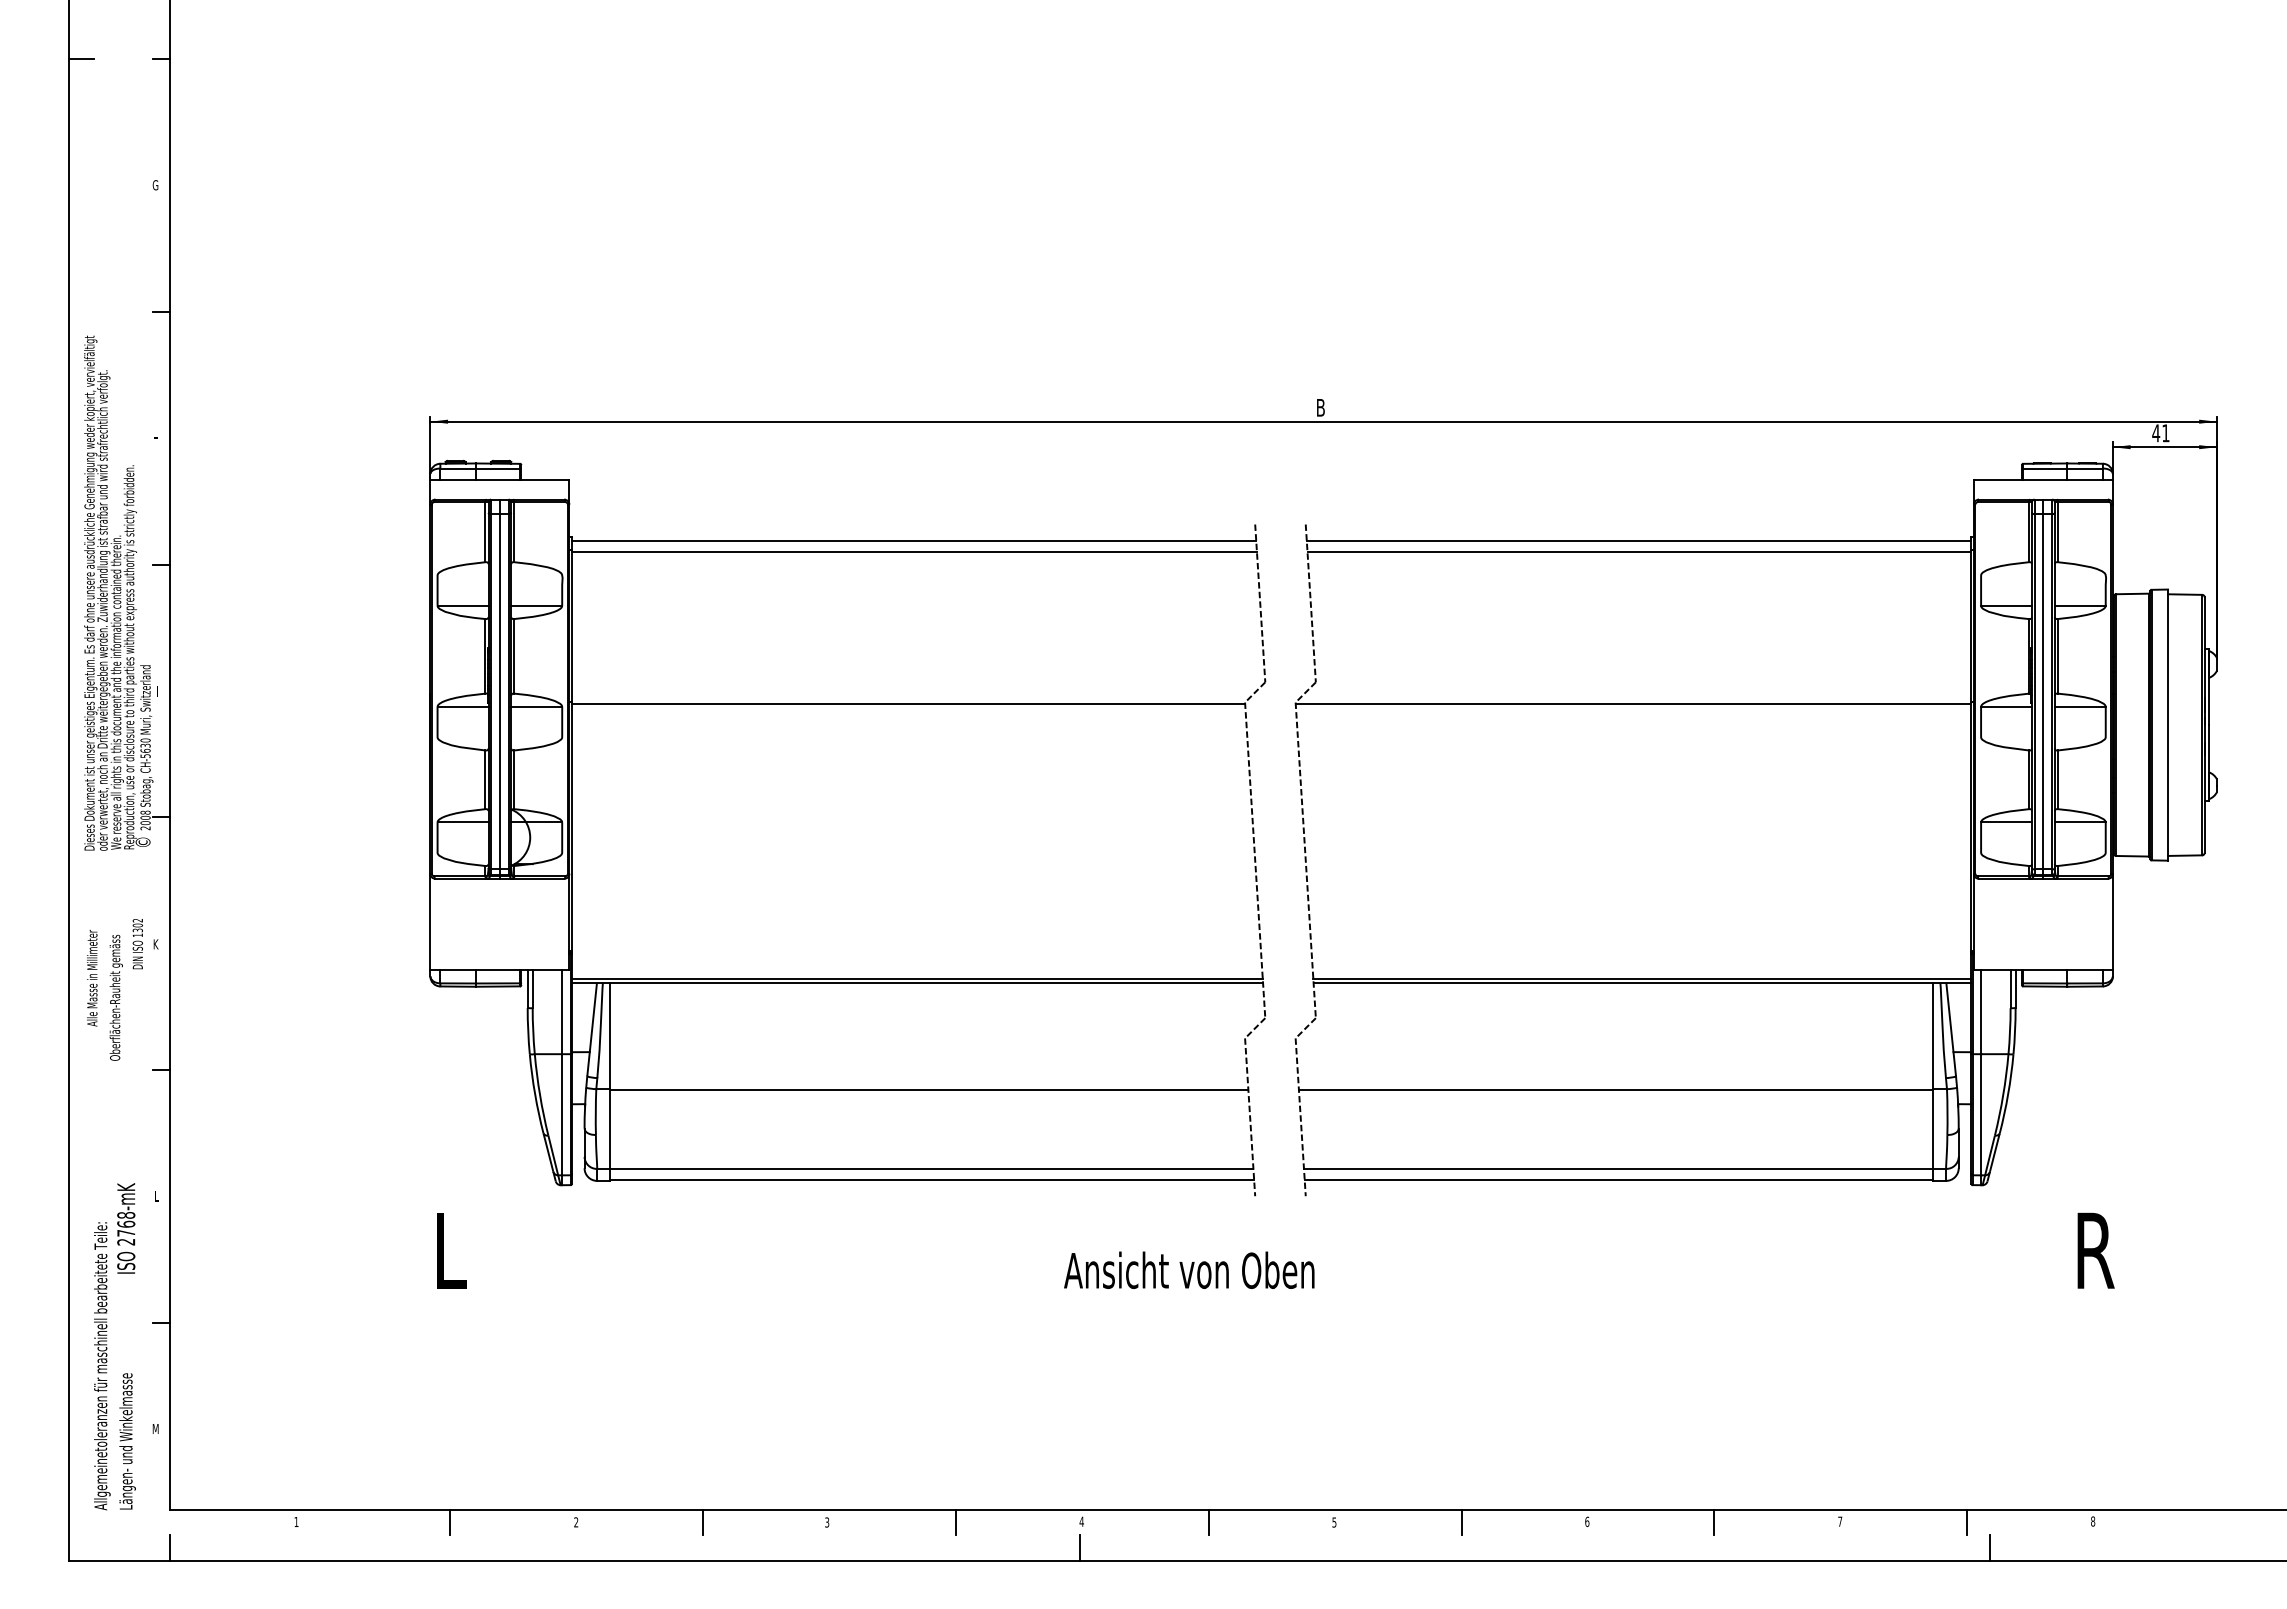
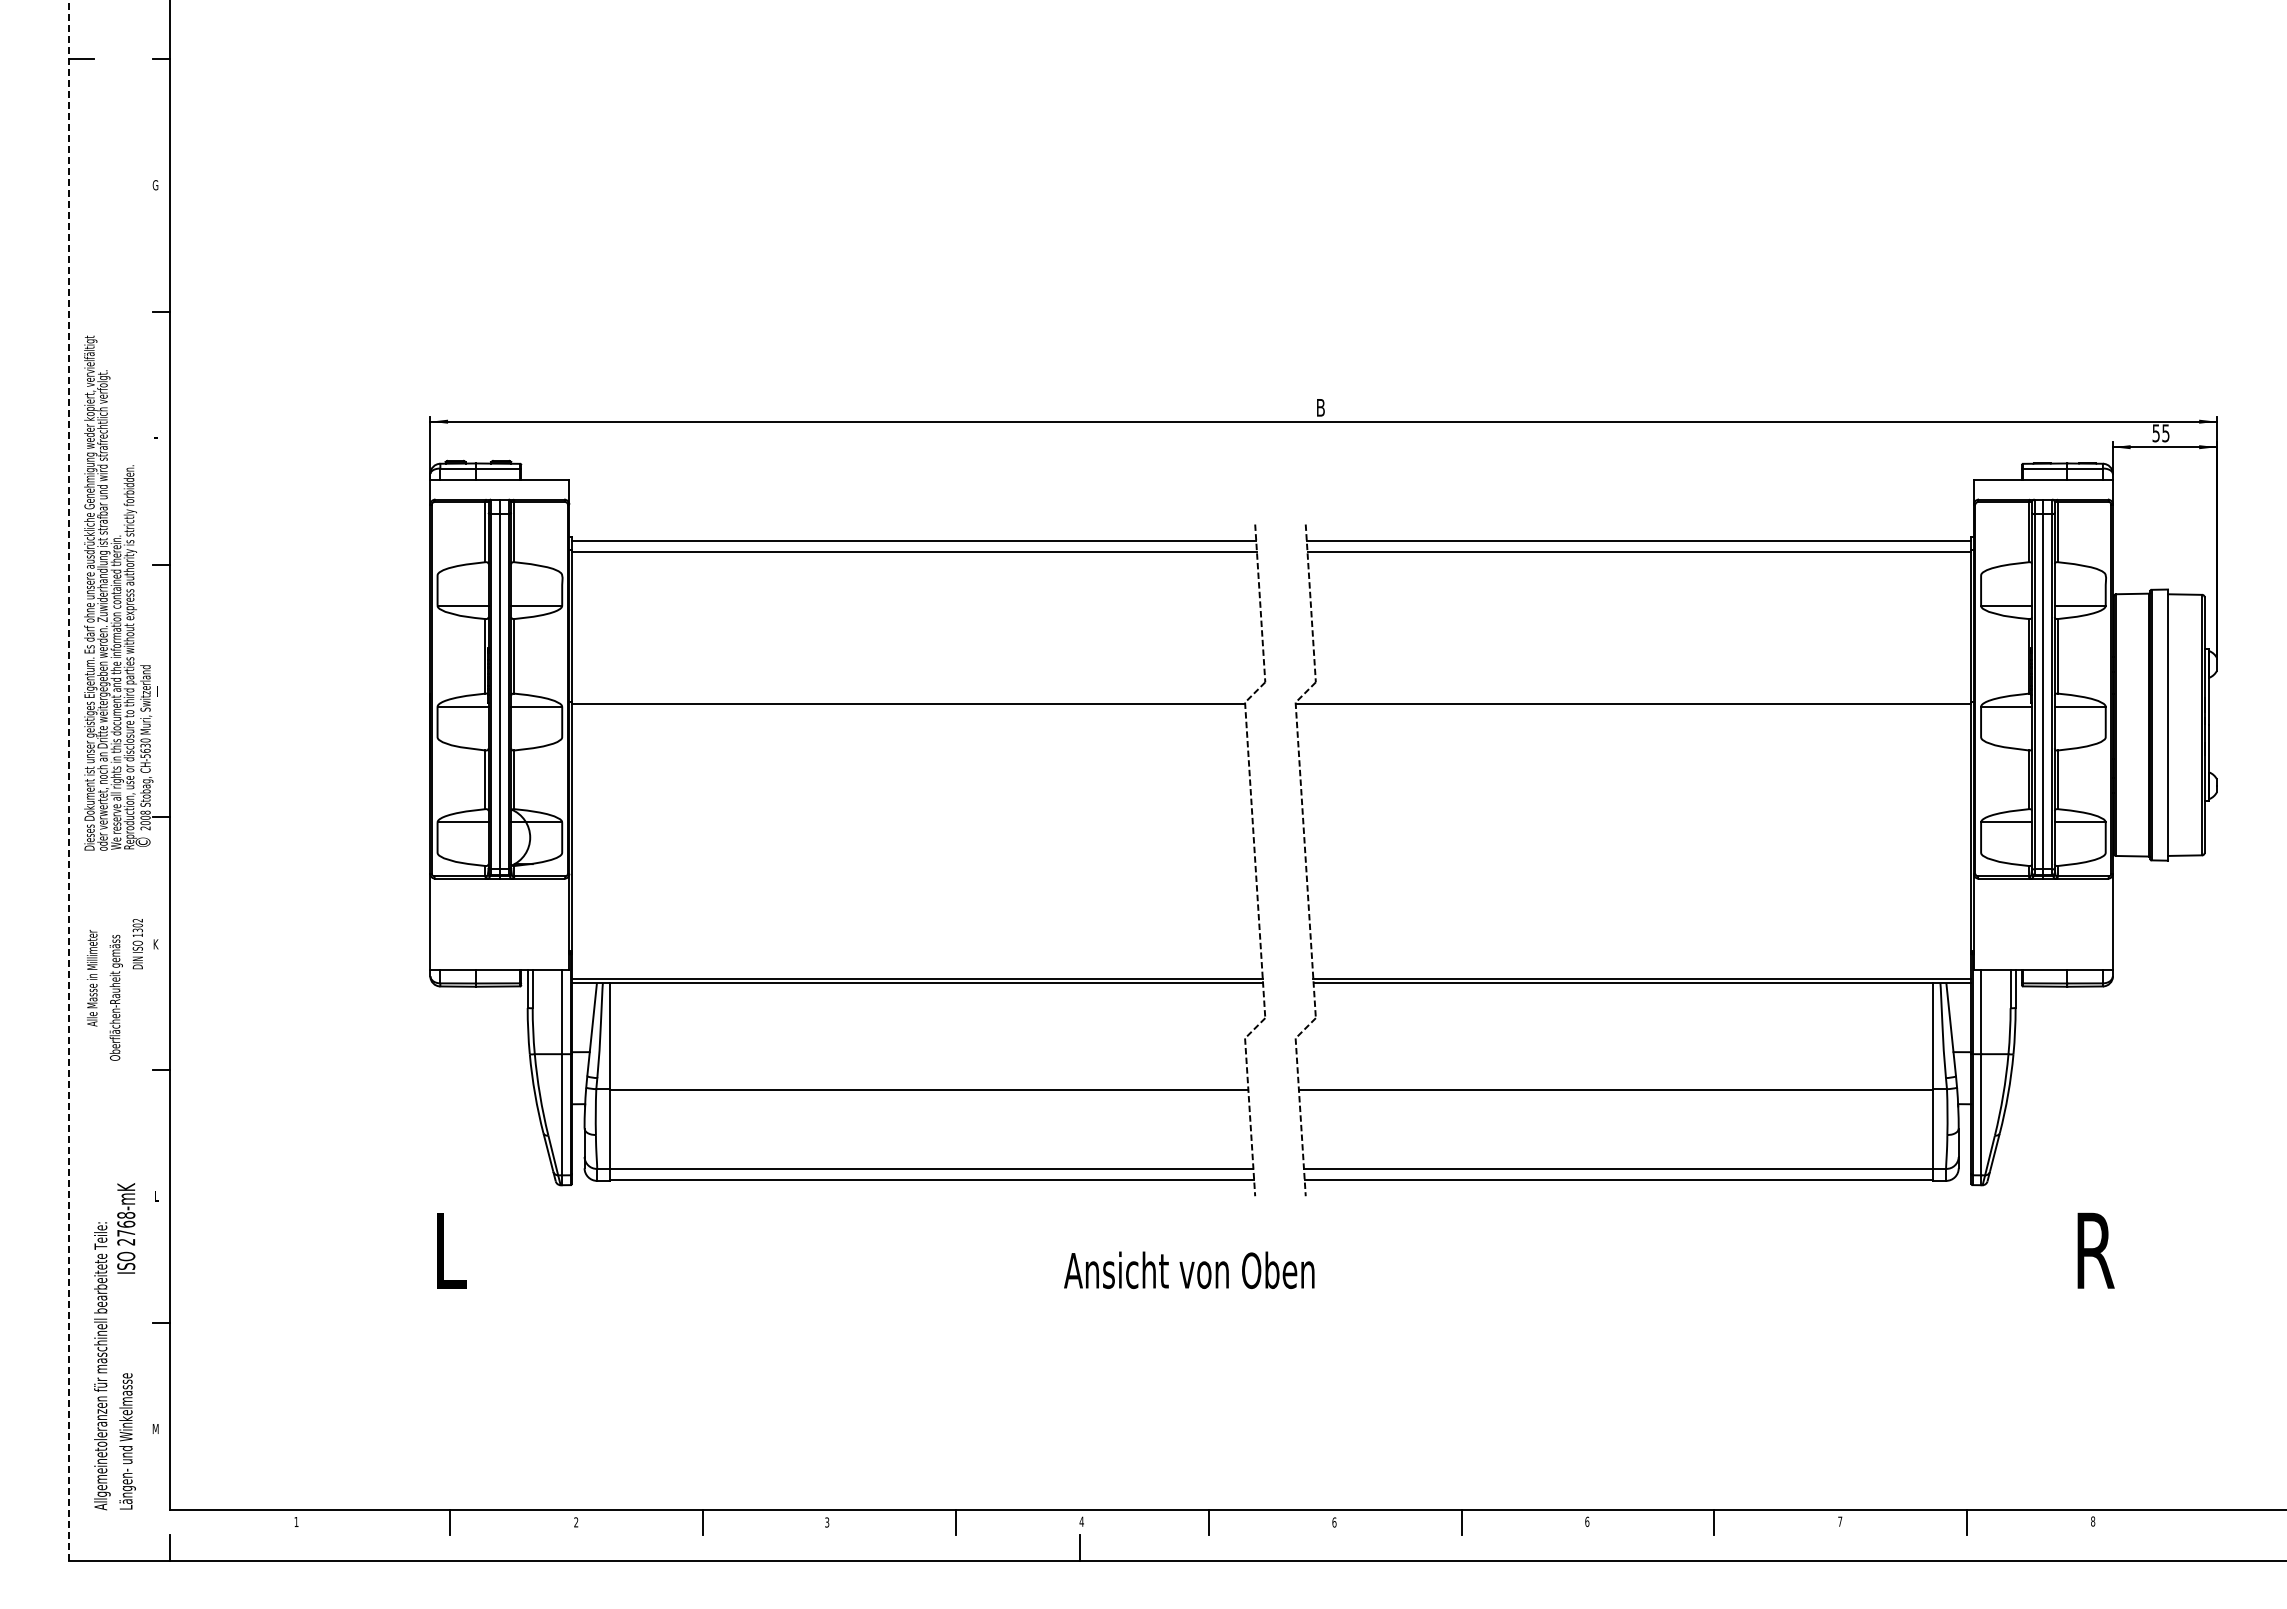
text: 41 -> 55 (2160, 433)
line: solid -> dashed (68, 779)
text: 5 -> 6 (1334, 1522)
line: present -> none (1989, 1547)
